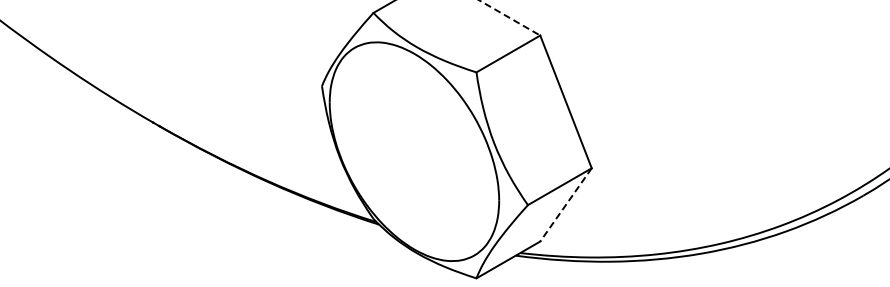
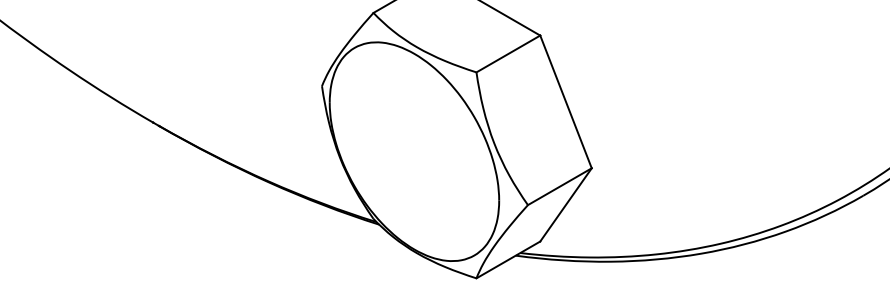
line: dashed -> solid (509, 18)
line: dashed -> solid (566, 204)
